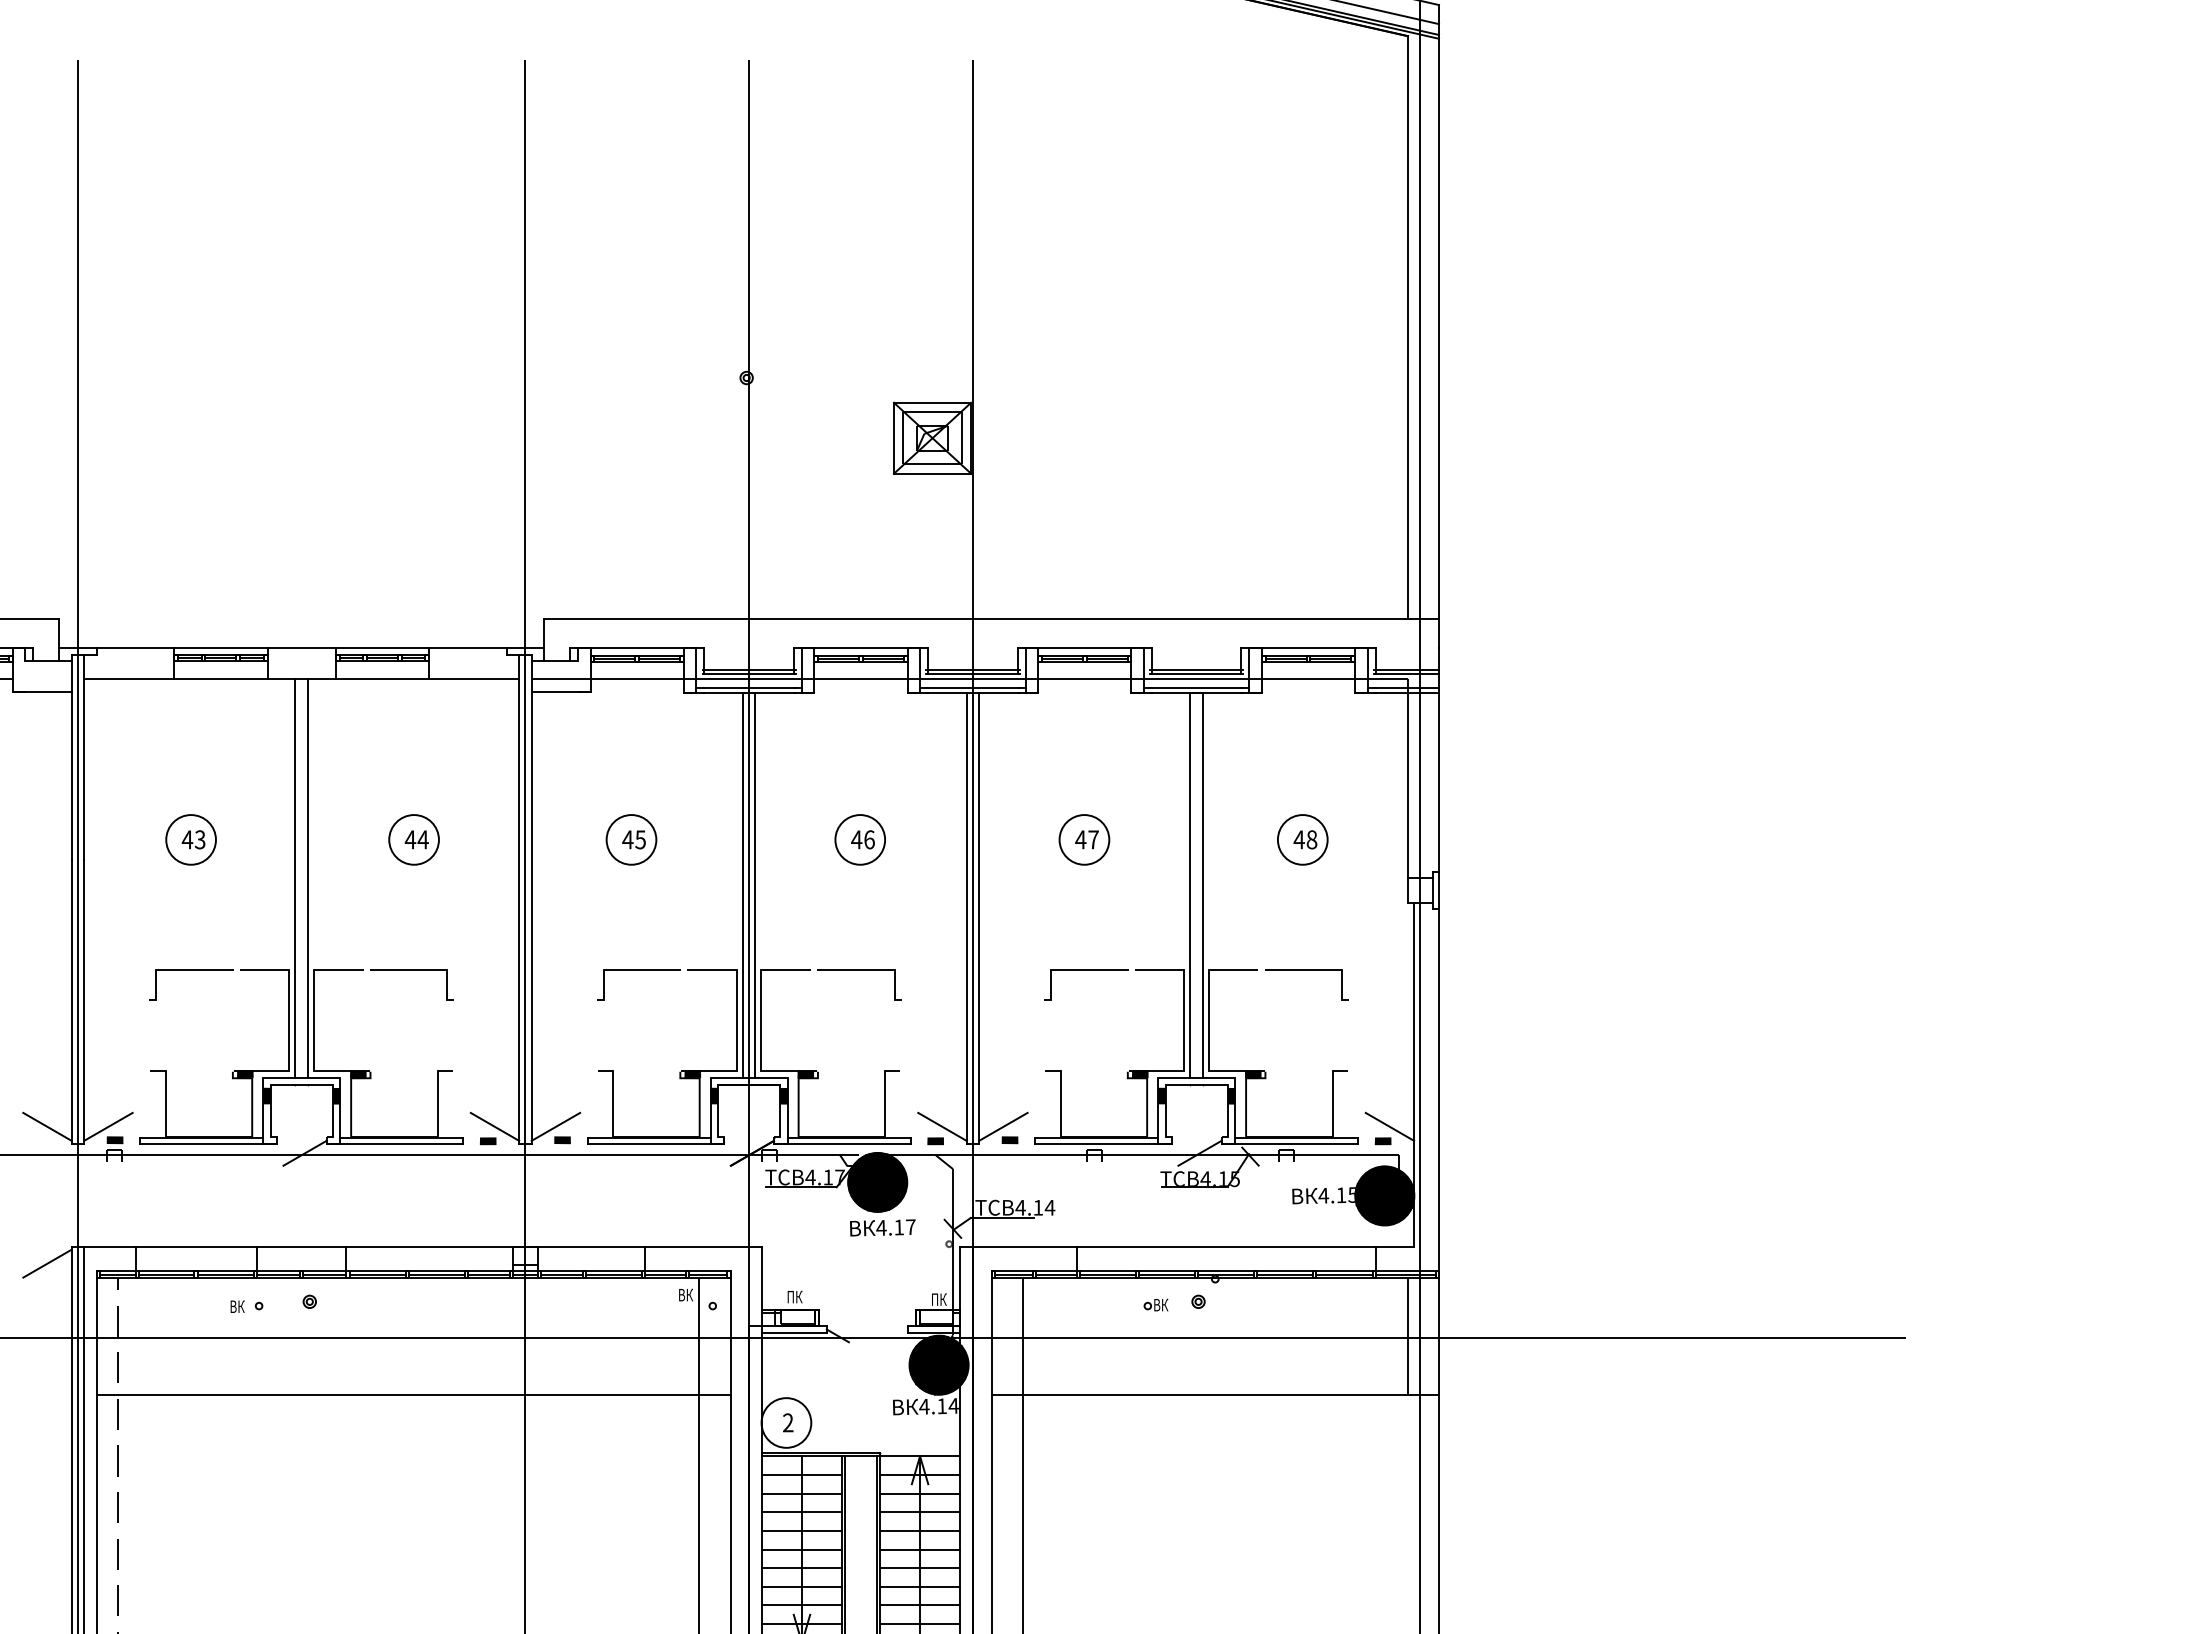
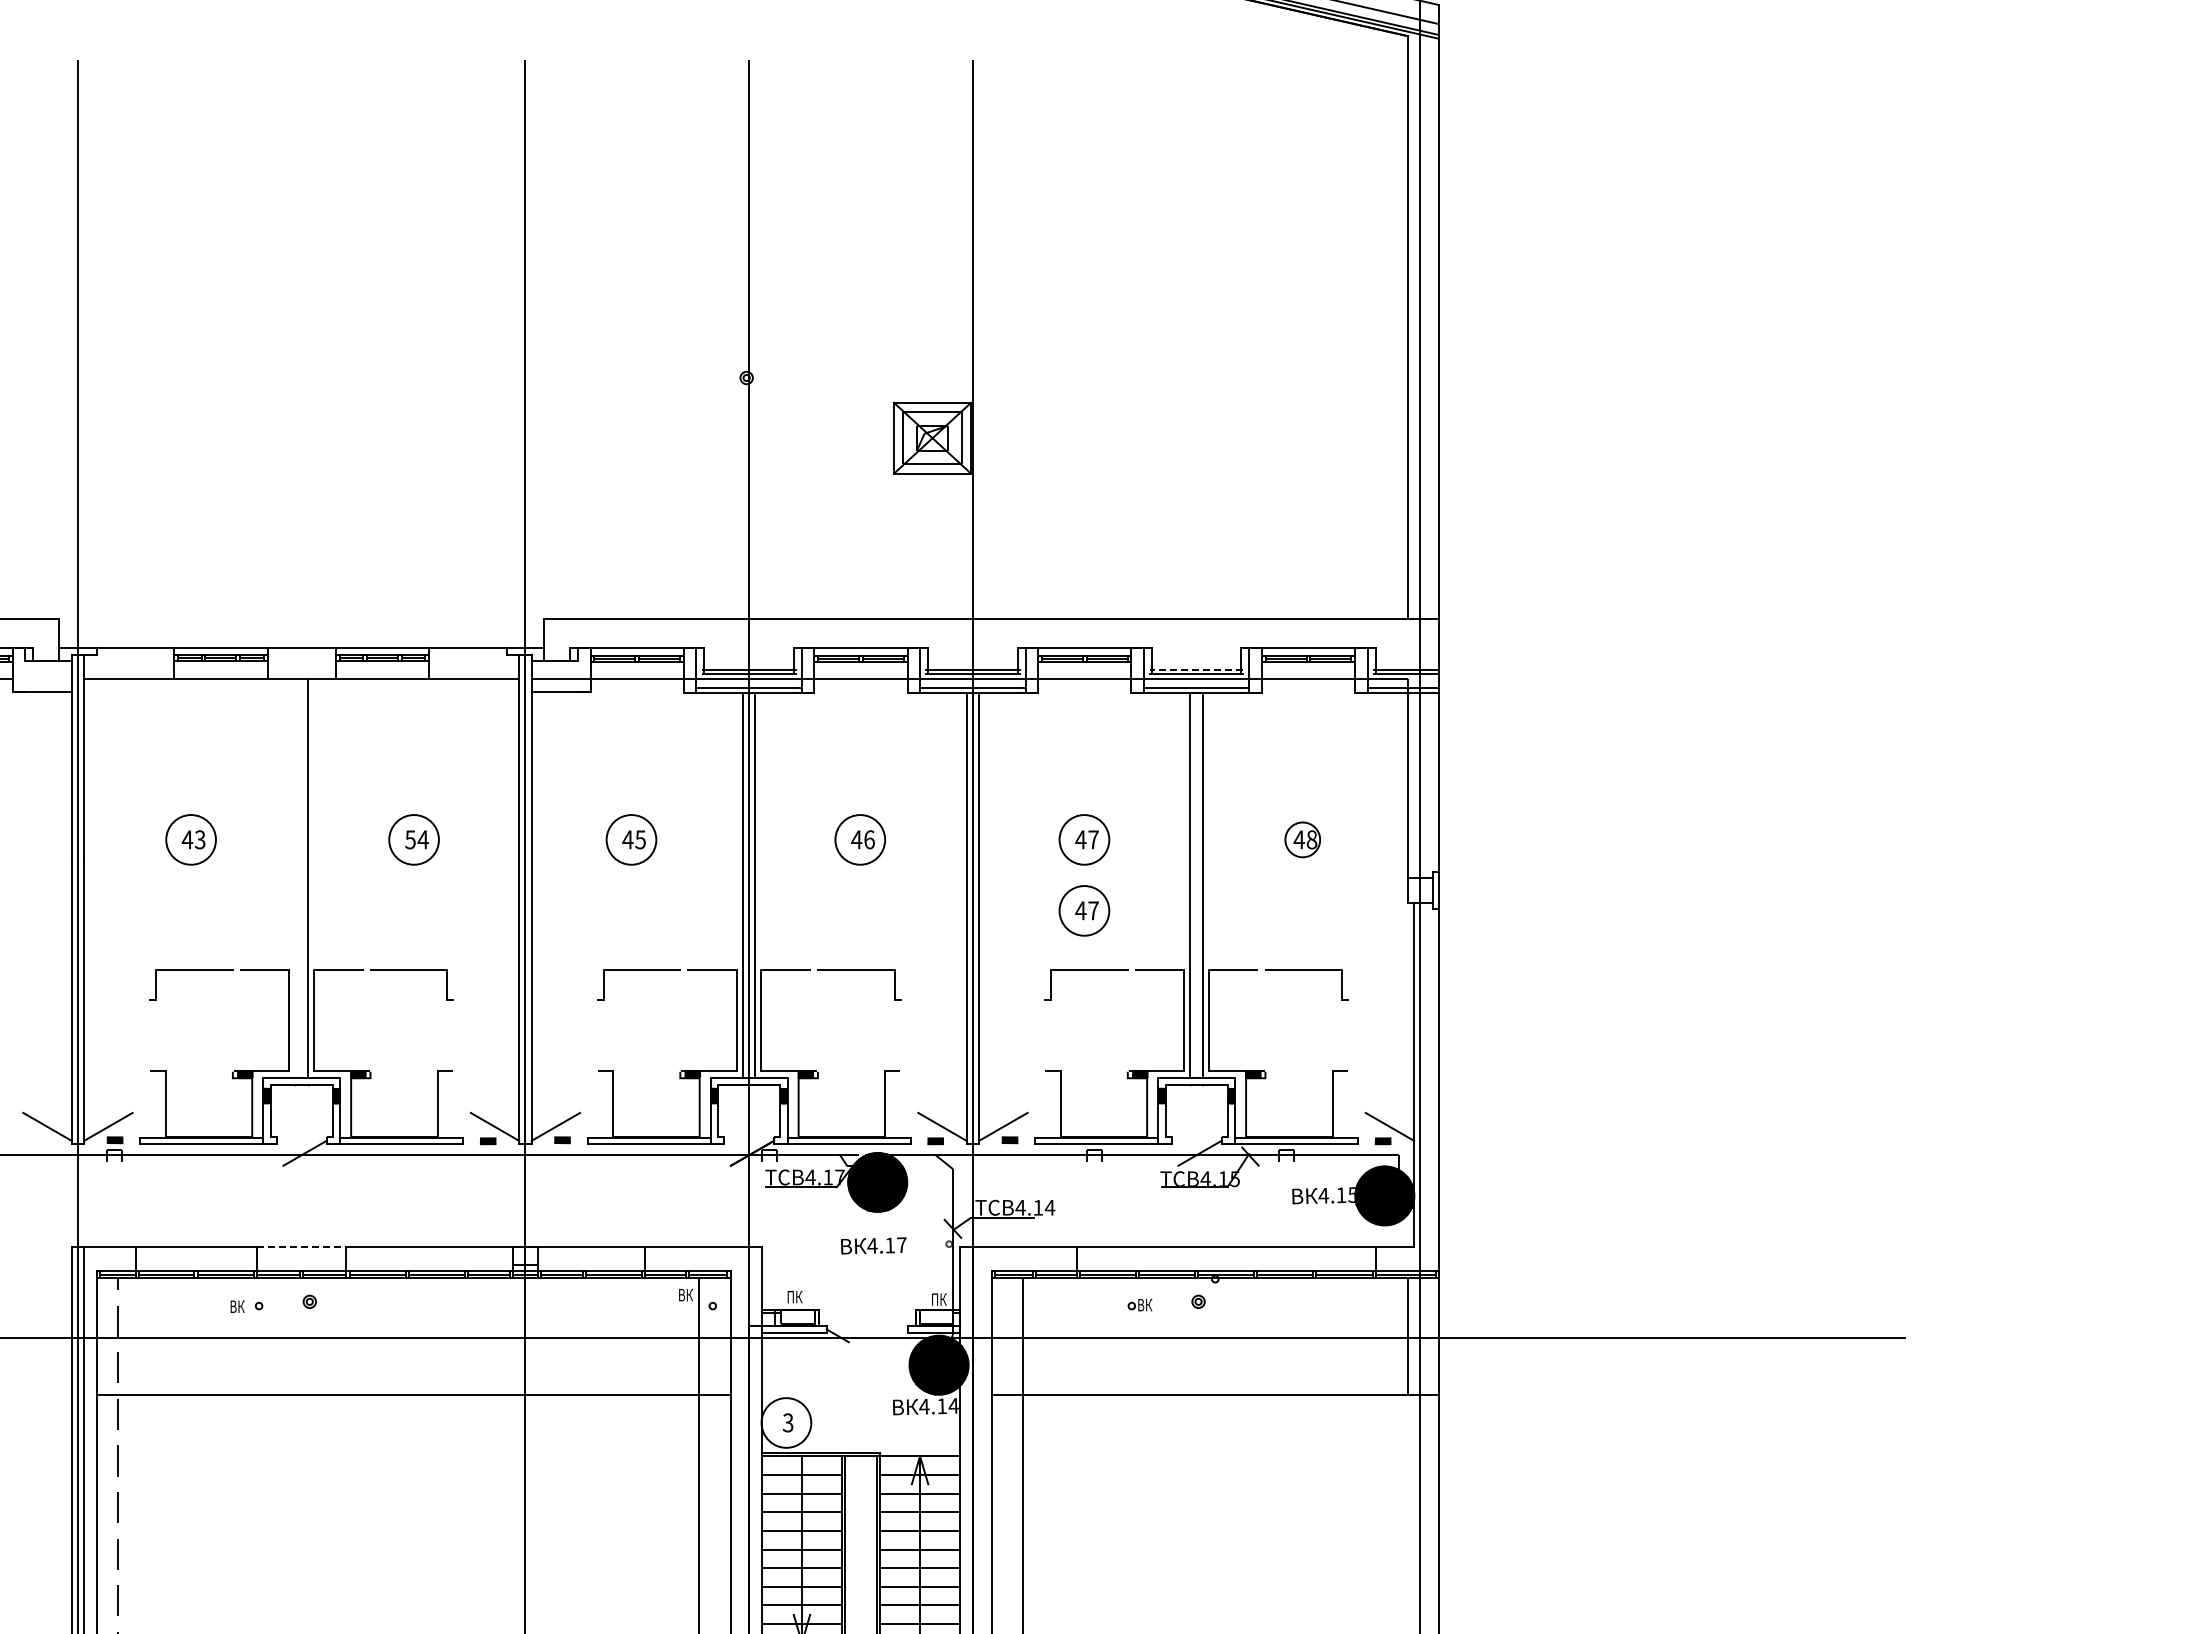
line: solid -> dashed (1196, 669)
text: 44 -> 54 (410, 839)
circle diameter: 50 px -> 35 px (1302, 839)
line: present -> none (295, 878)
part: none -> present (1084, 910)
text position: (882, 1227) -> (873, 1245) (873, 1245)
line: solid -> dashed (301, 1246)
line: present -> none (47, 1263)
part position: (1155, 1304) -> (1139, 1304) (1139, 1304)
text: 2 -> 3 (788, 1423)
